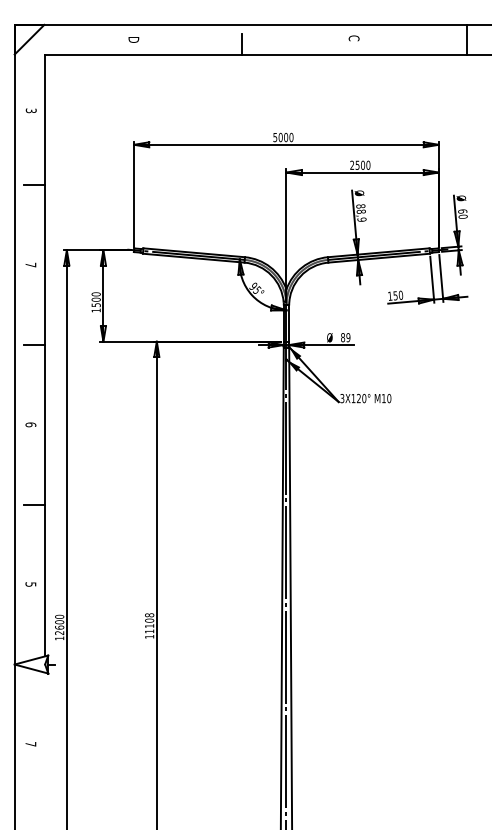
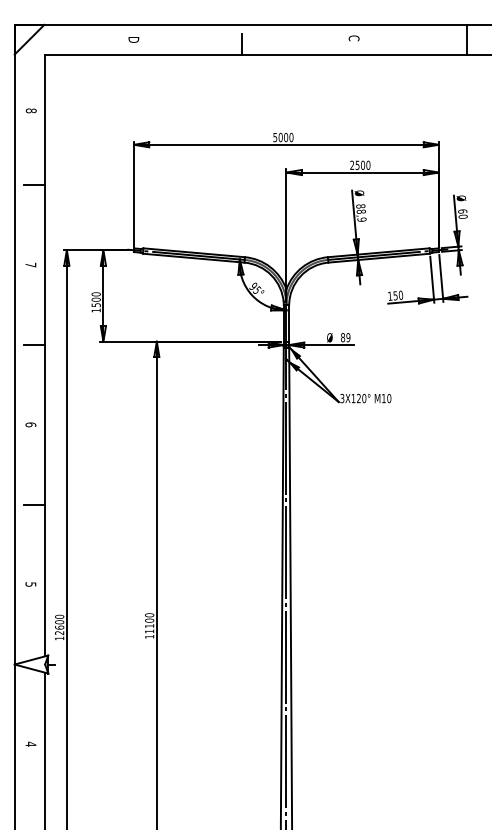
text: 3 -> 8 (31, 110)
text: 11108 -> 11100 (149, 615)
text: 7 -> 4 (30, 743)
line: none -> present (45, 749)
